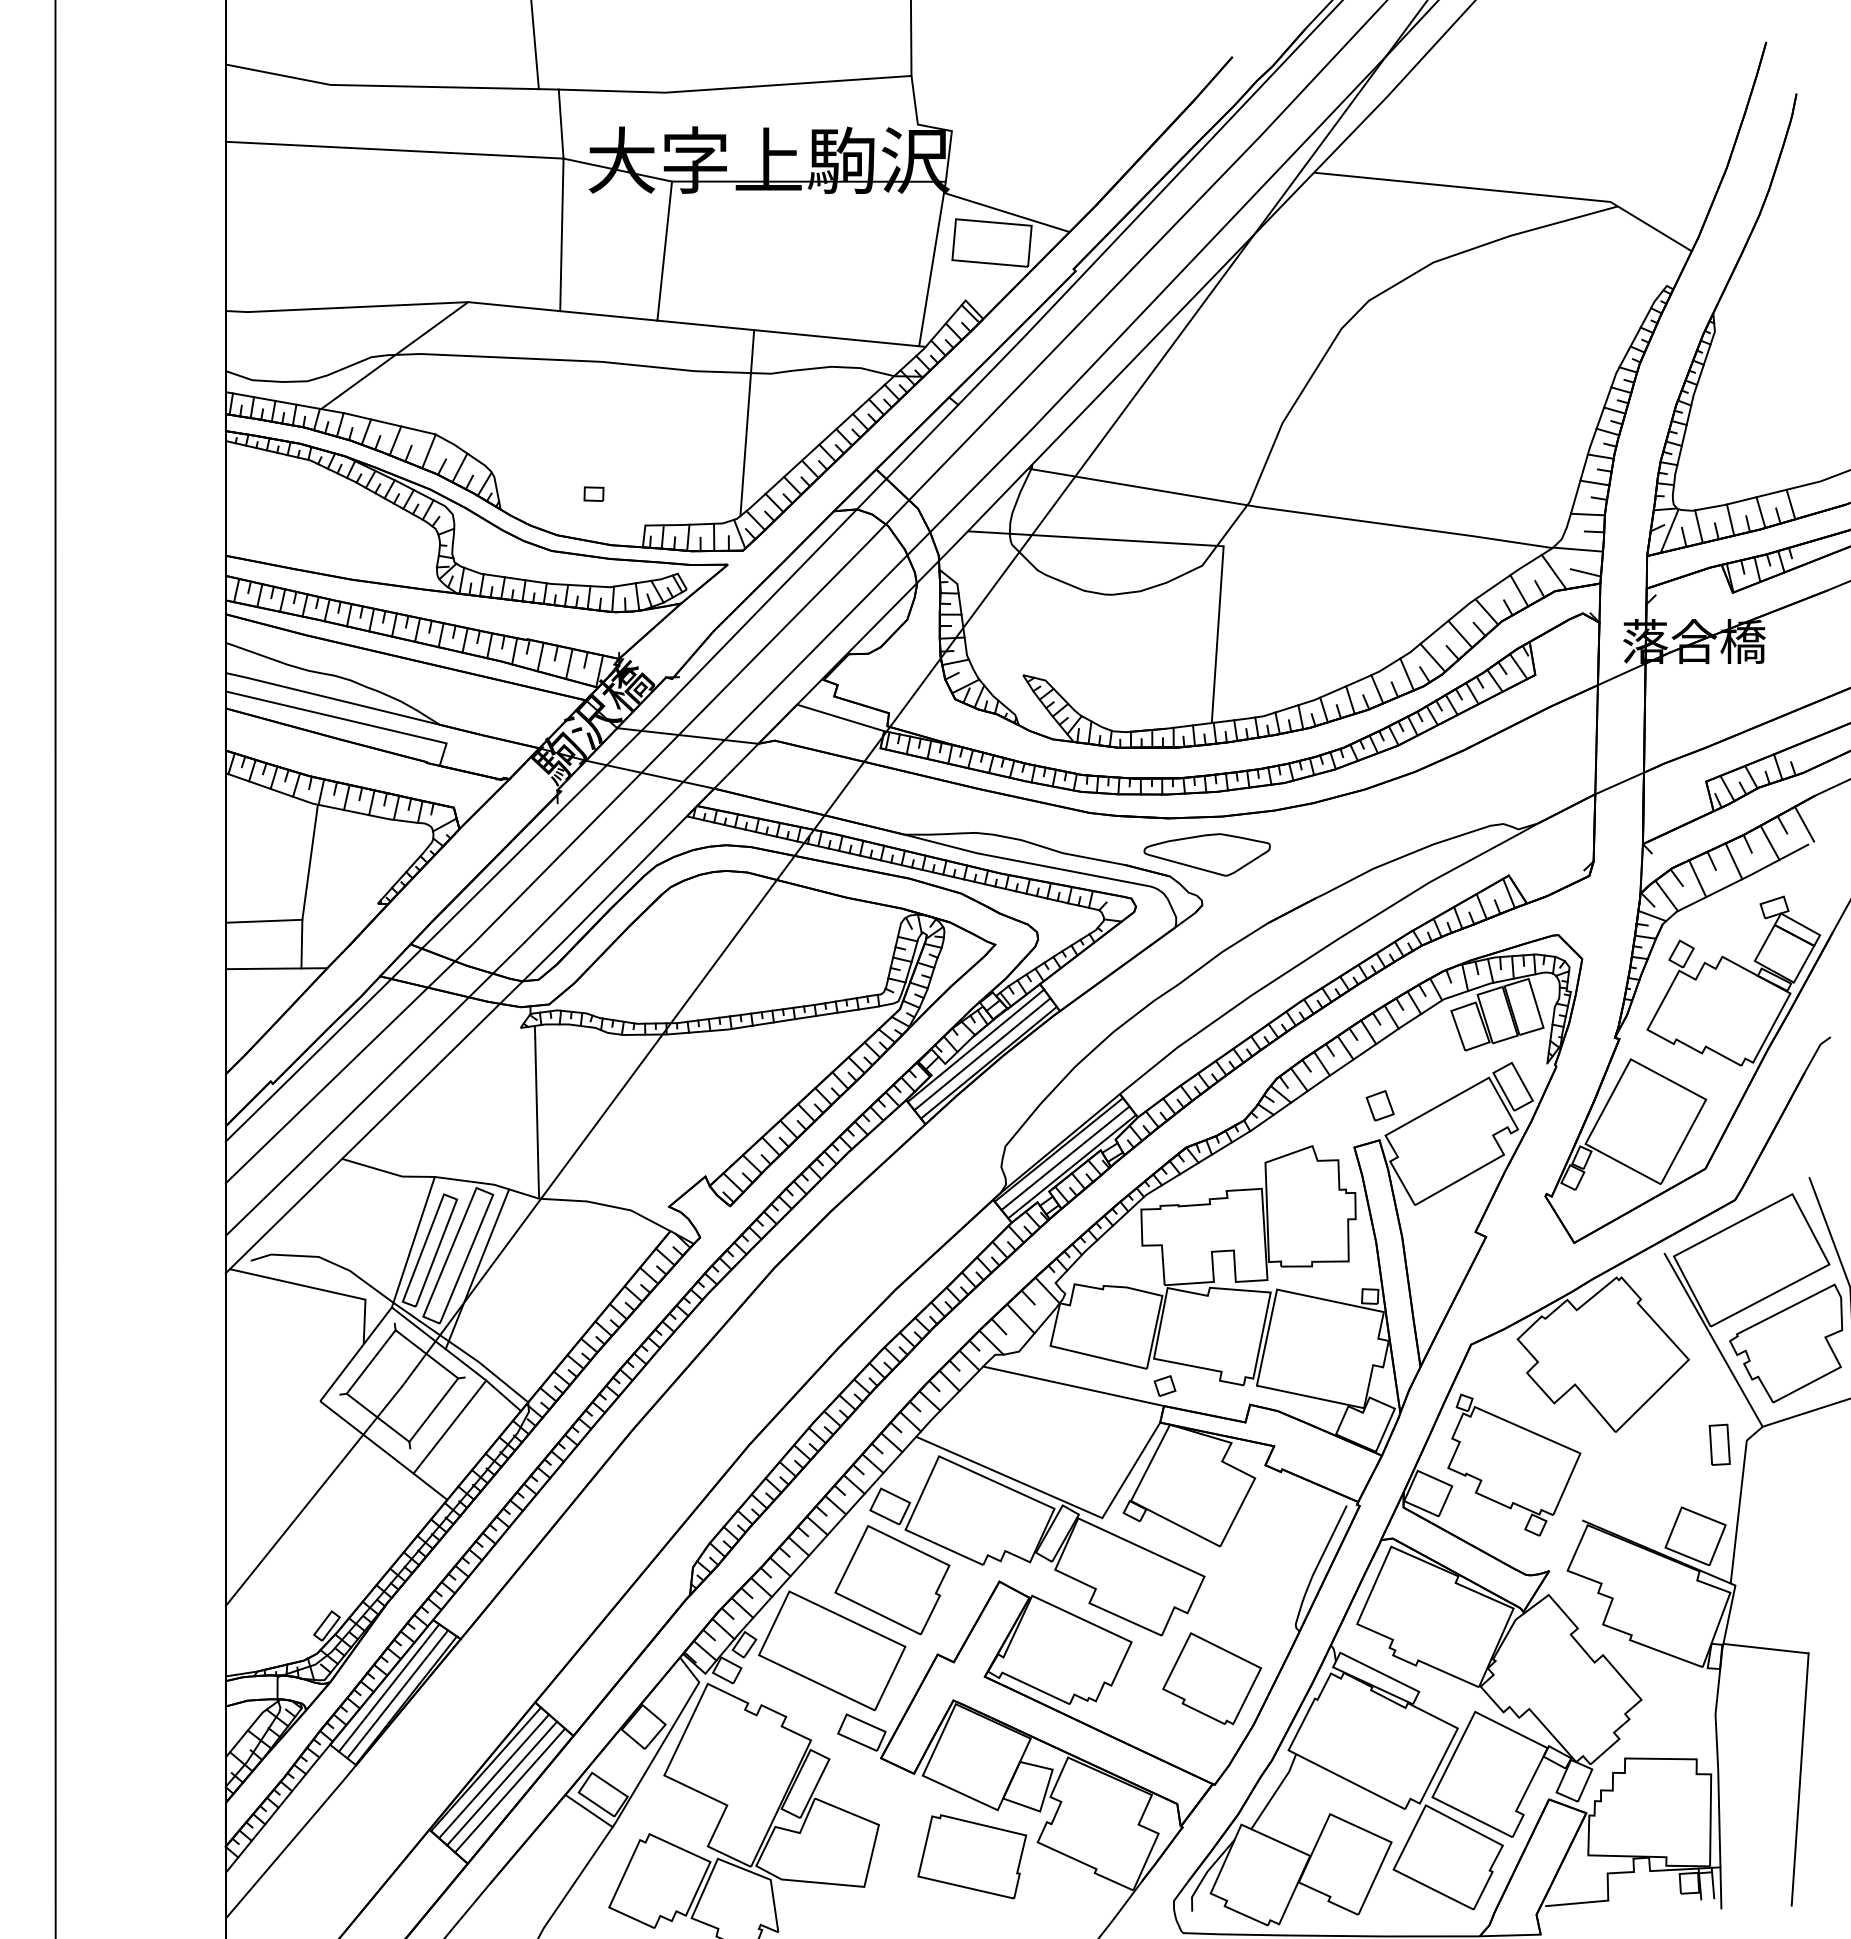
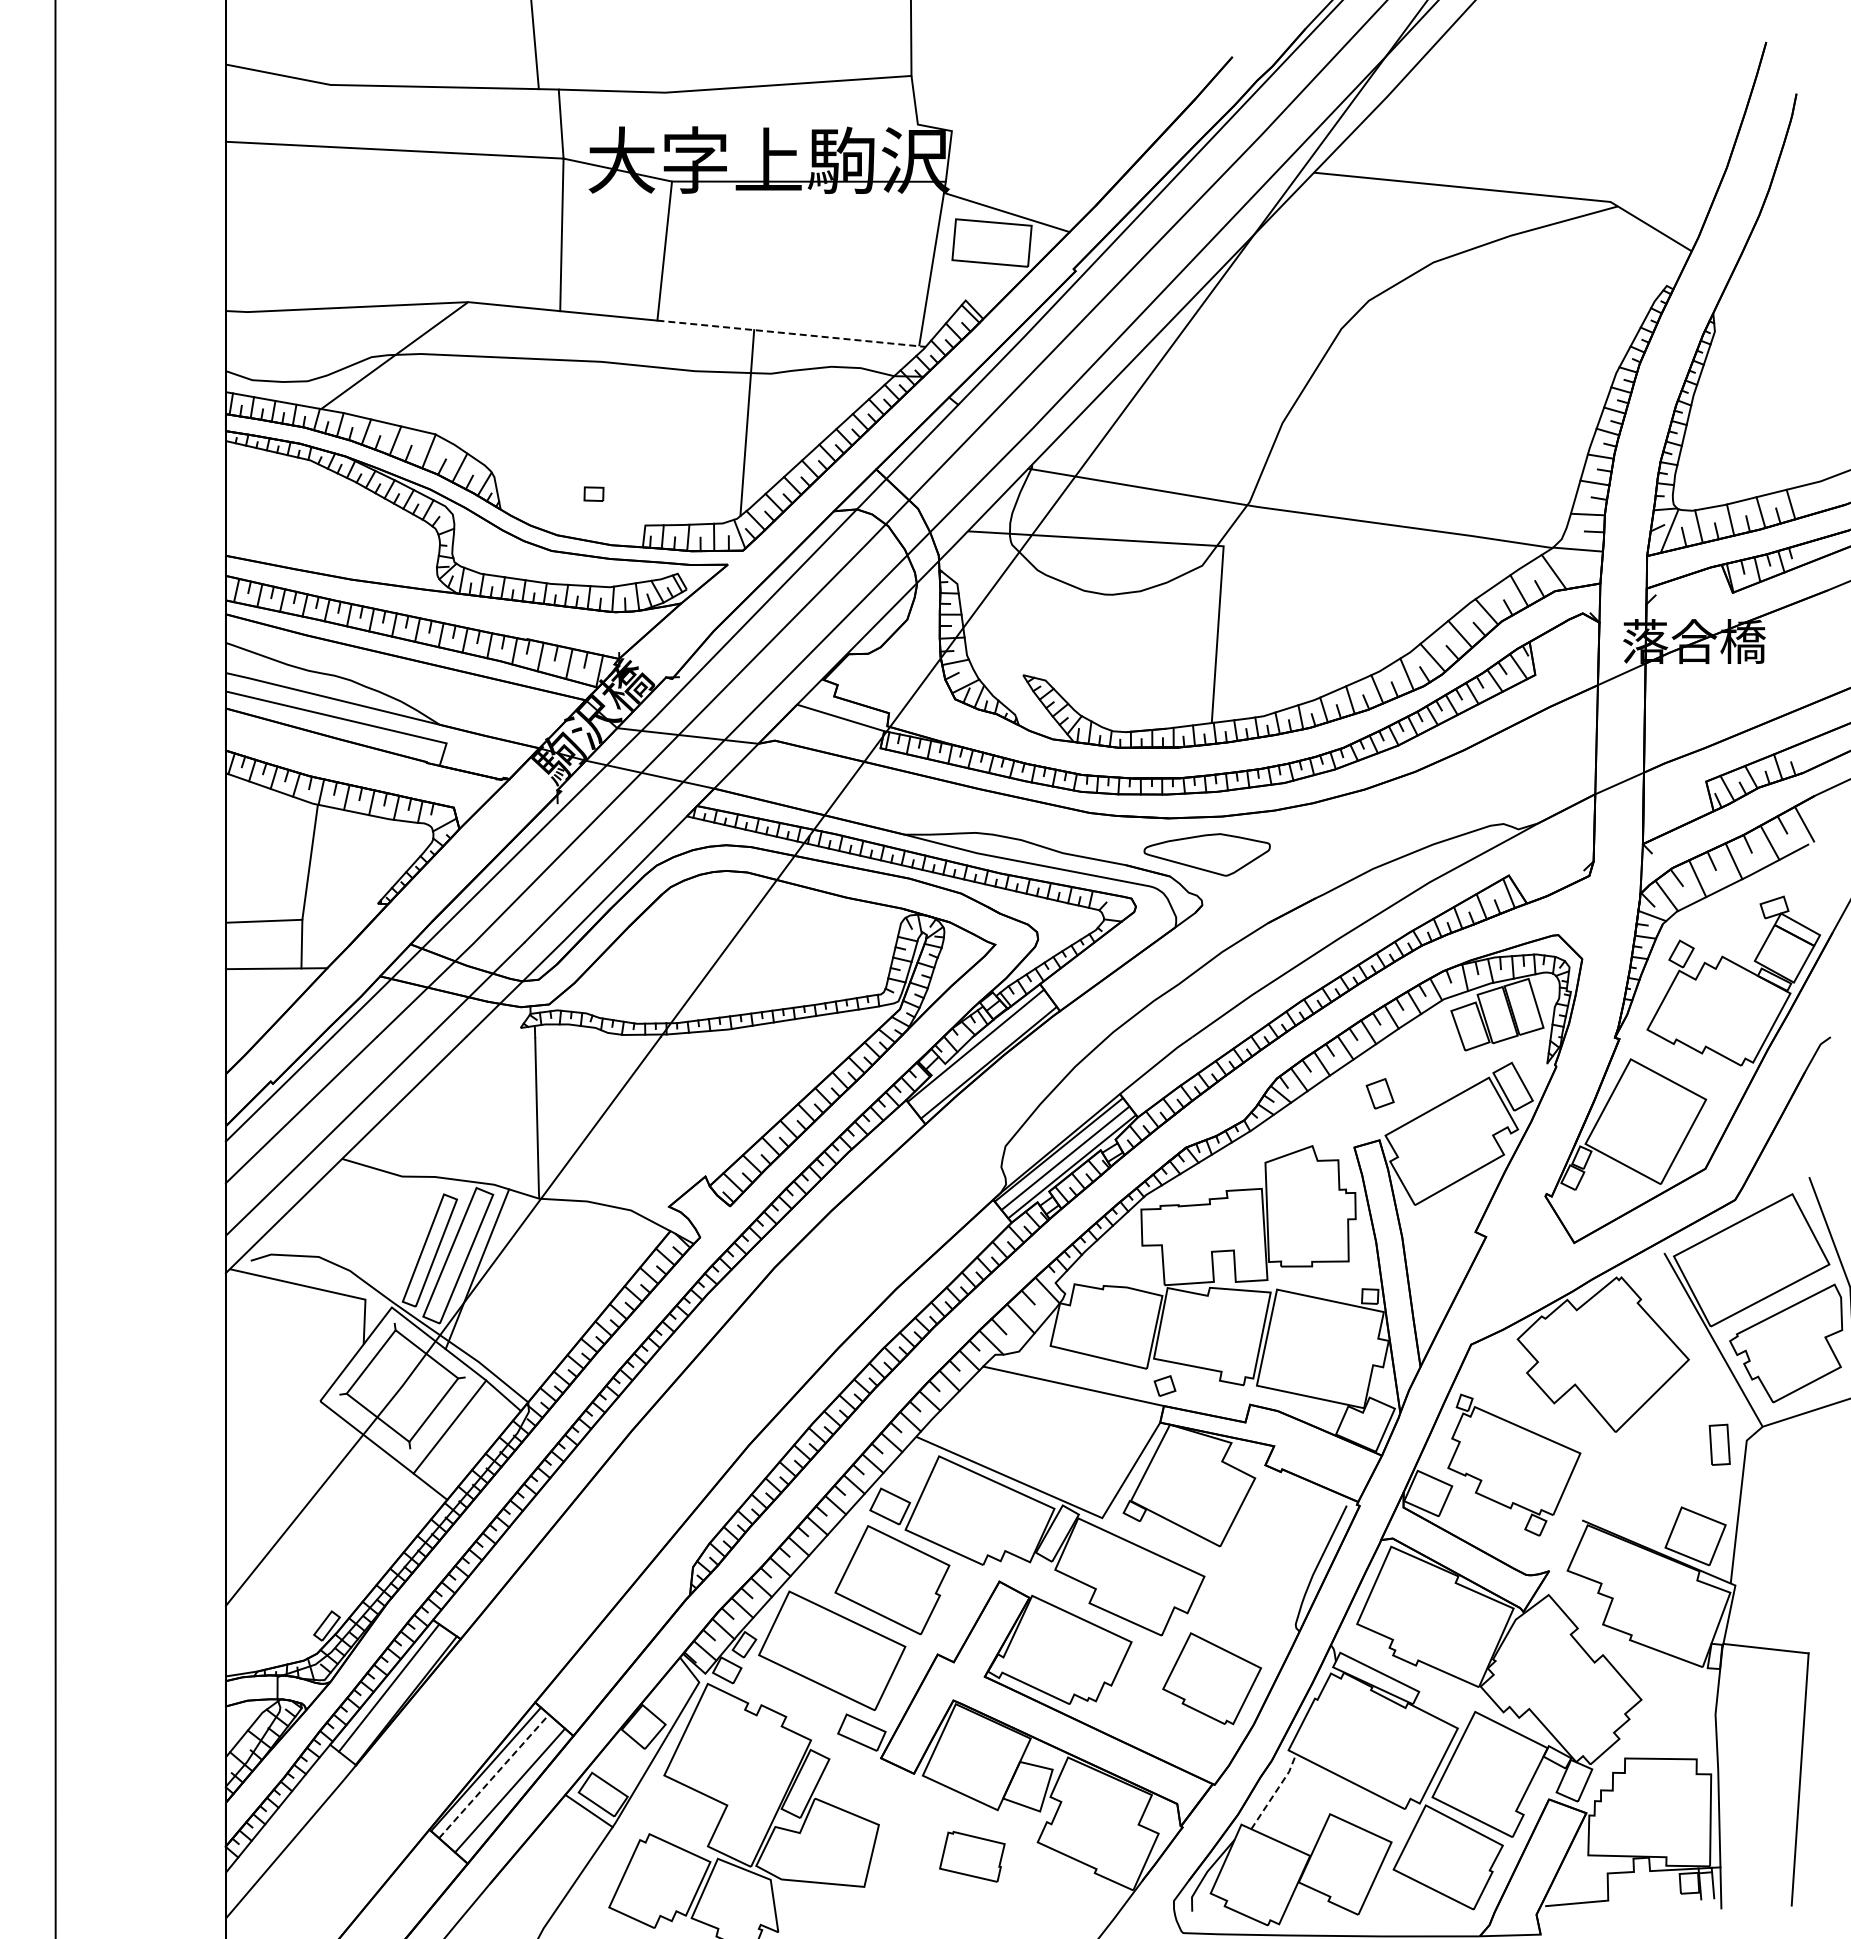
line: solid -> dashed (791, 333)
line: present -> none (1585, 572)
line: present -> none (982, 1054)
part position: (1379, 1105) -> (1379, 1093) (1379, 1093)
line: present -> none (412, 1241)
line: present -> none (397, 1694)
line: solid -> dashed (494, 1776)
line: present -> none (502, 1783)
line: solid -> dashed (1275, 1791)
part size: 111x86 px -> 67x52 px (972, 1856)
